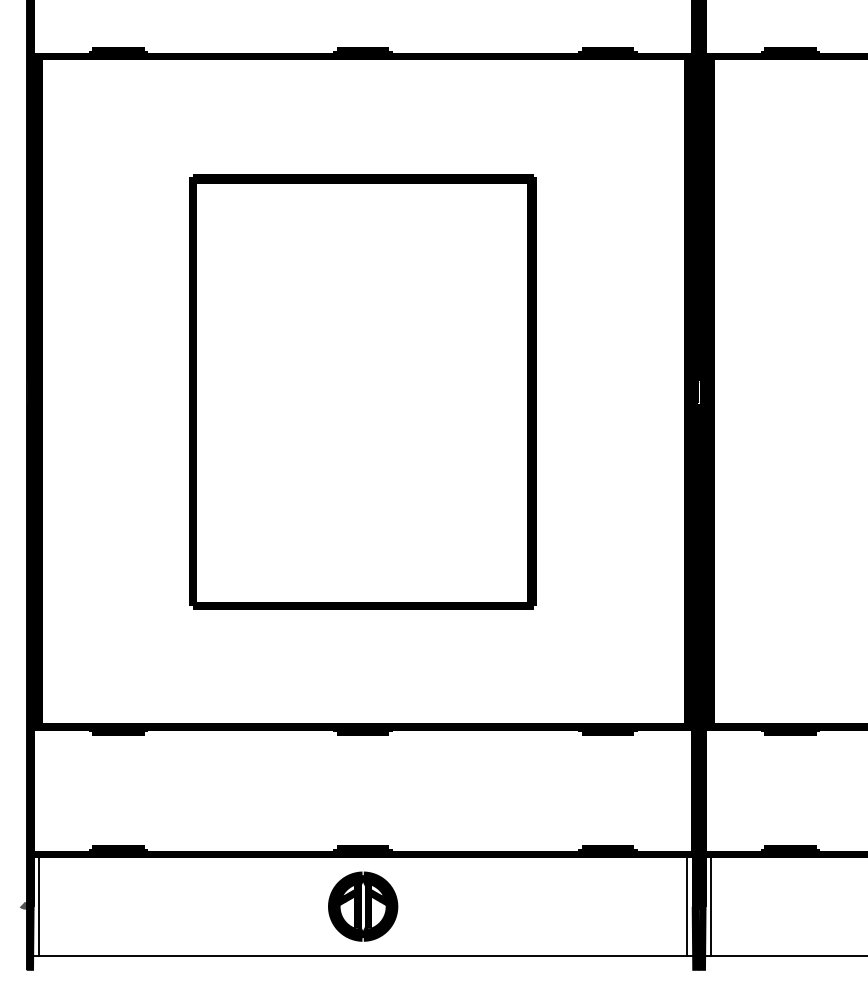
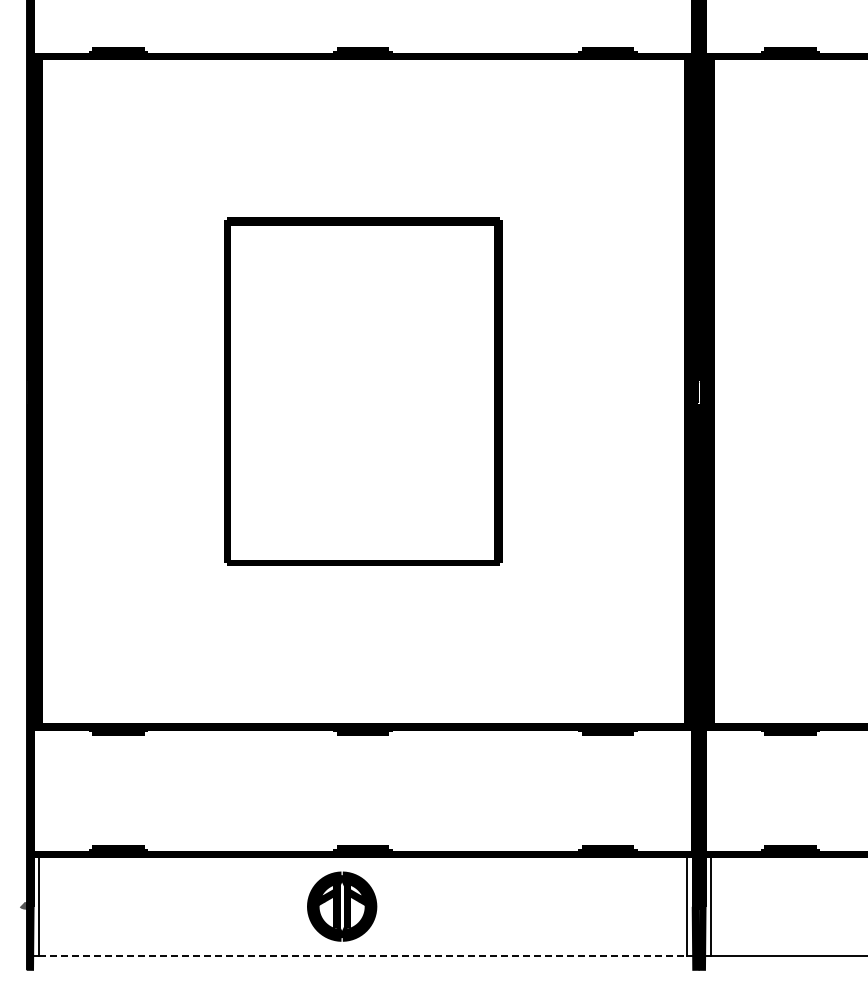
part size: 348x436 px -> 279x349 px (363, 391)
part position: (363, 906) -> (342, 906) (342, 906)
line: solid -> dashed (363, 956)
